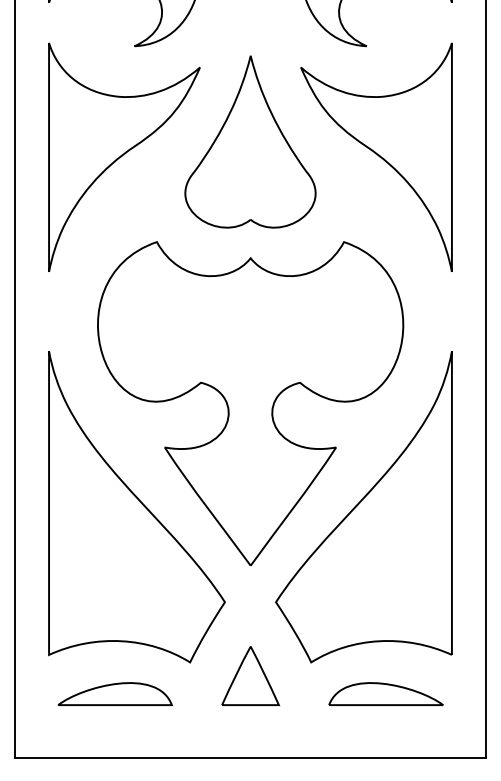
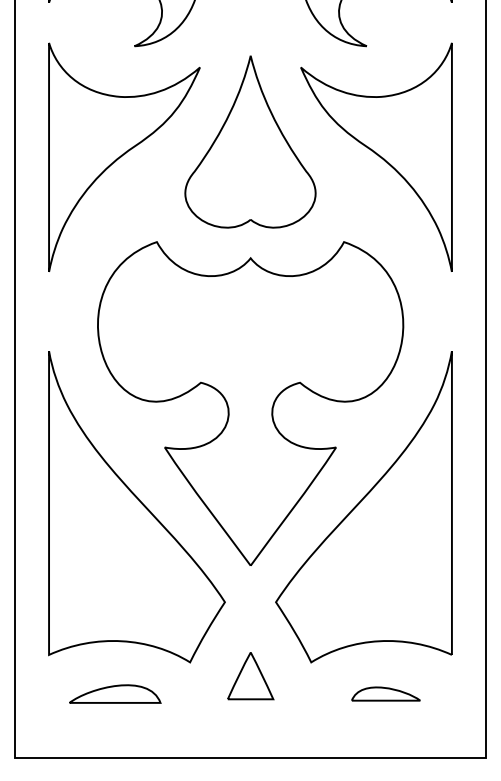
part size: 60x60 px -> 48x49 px (250, 676)
part size: 116x24 px -> 93x20 px (115, 693)
part size: 116x24 px -> 70x16 px (385, 693)
